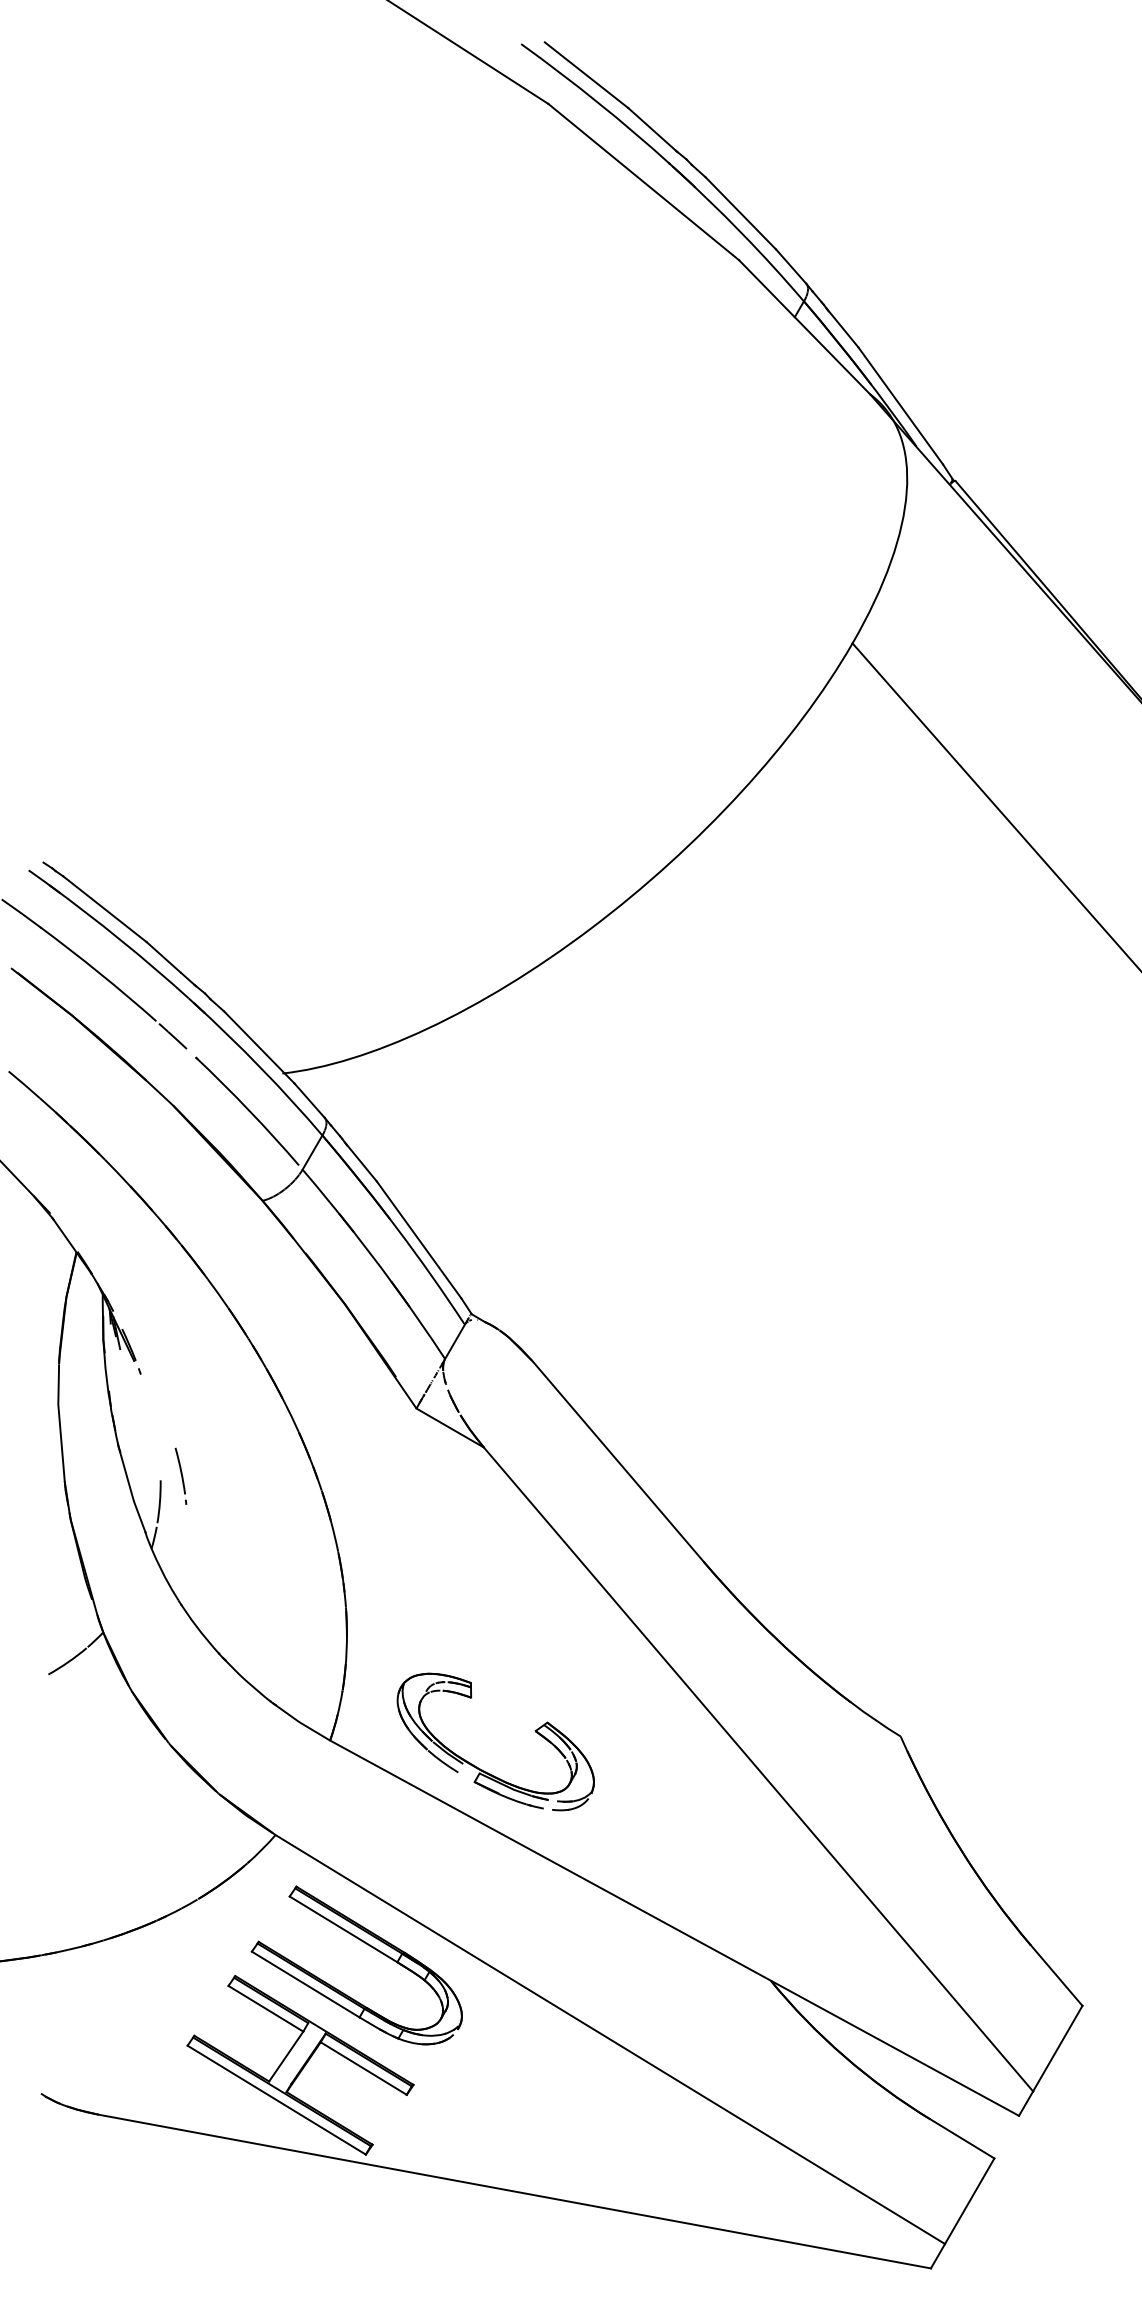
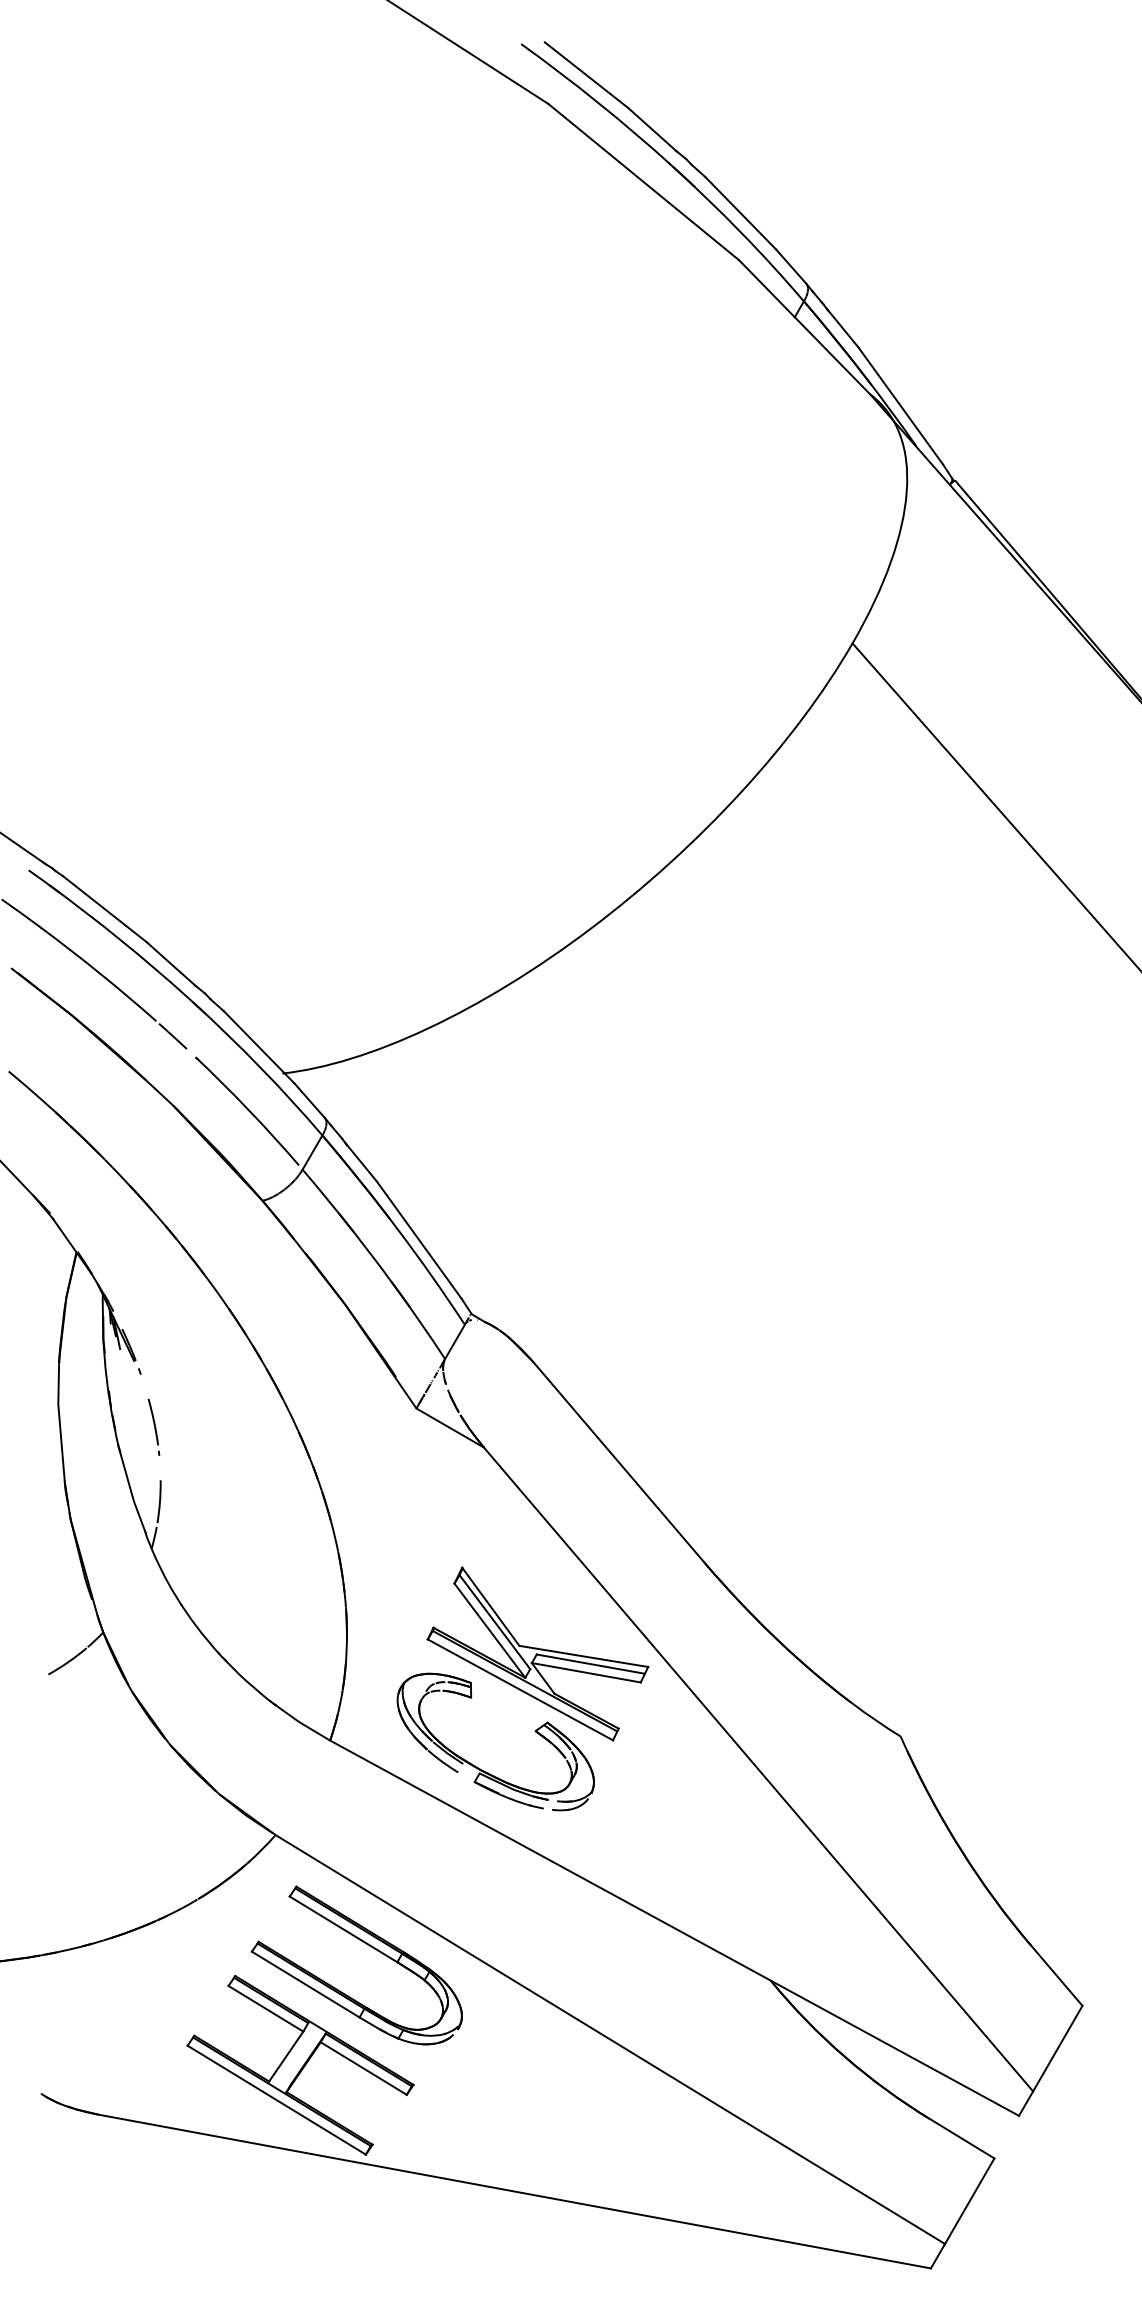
line: none -> present (24, 849)
part position: (180, 1475) -> (153, 1426) (153, 1426)
part: none -> present (537, 1653)
